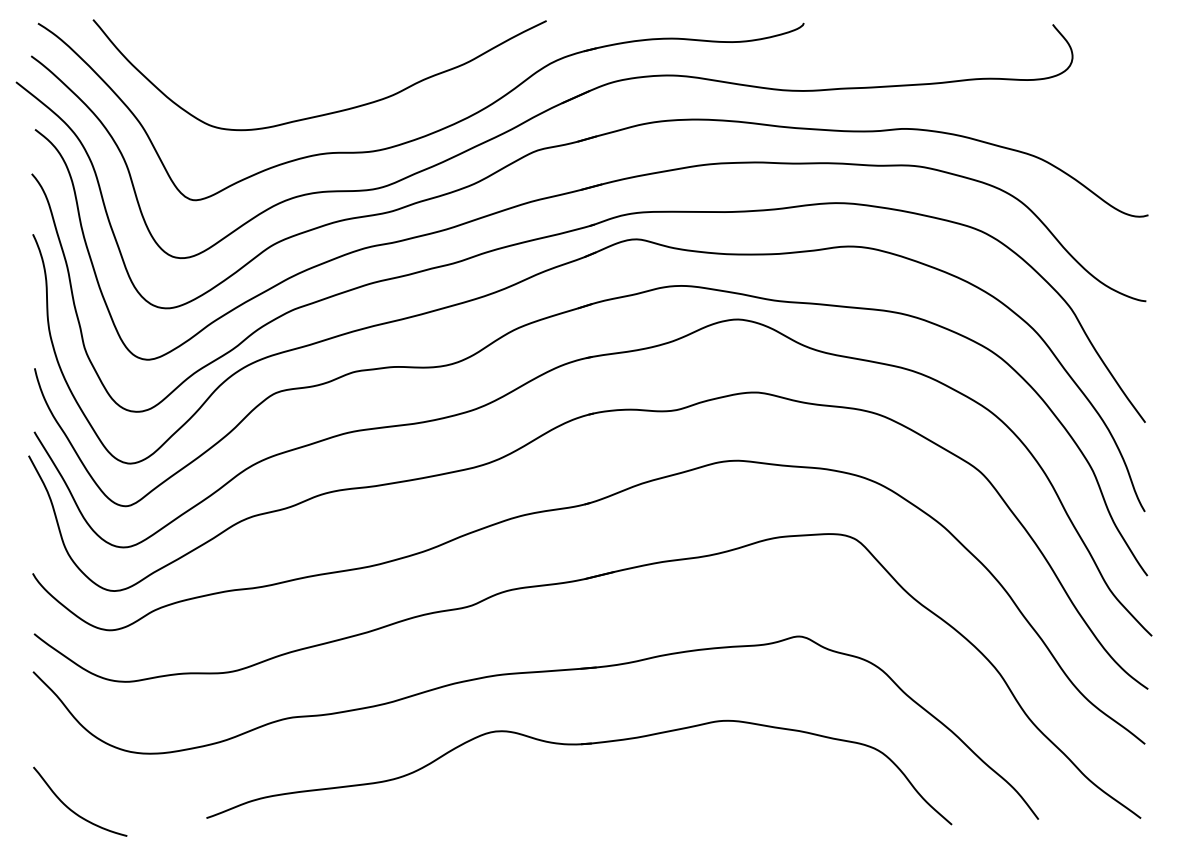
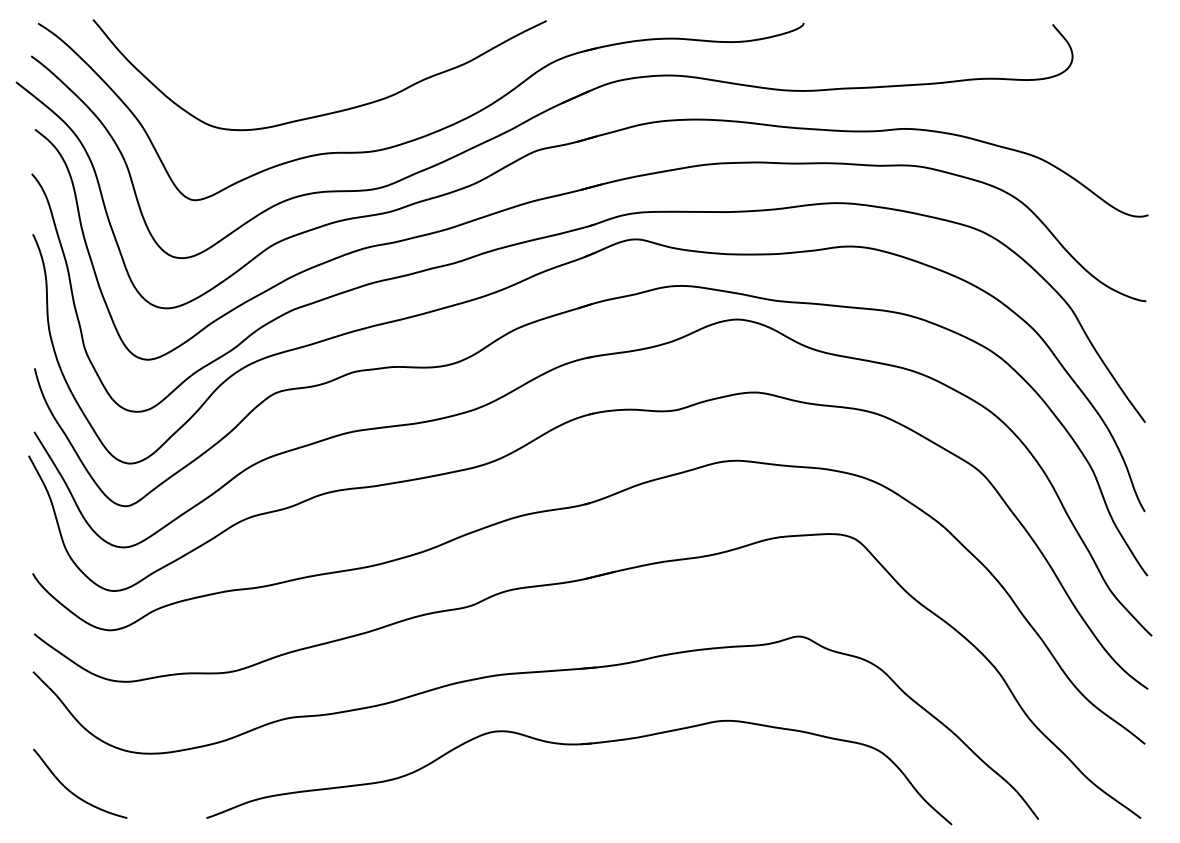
curve position: (73, 810) -> (73, 792) (73, 792)
